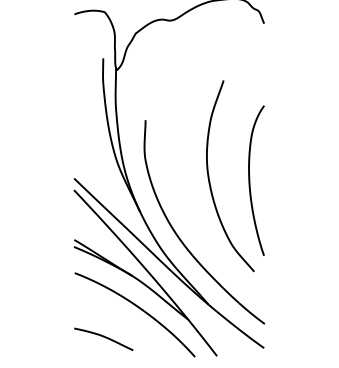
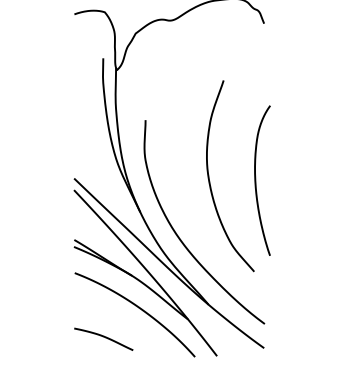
curve position: (250, 180) -> (256, 180) (256, 180)
